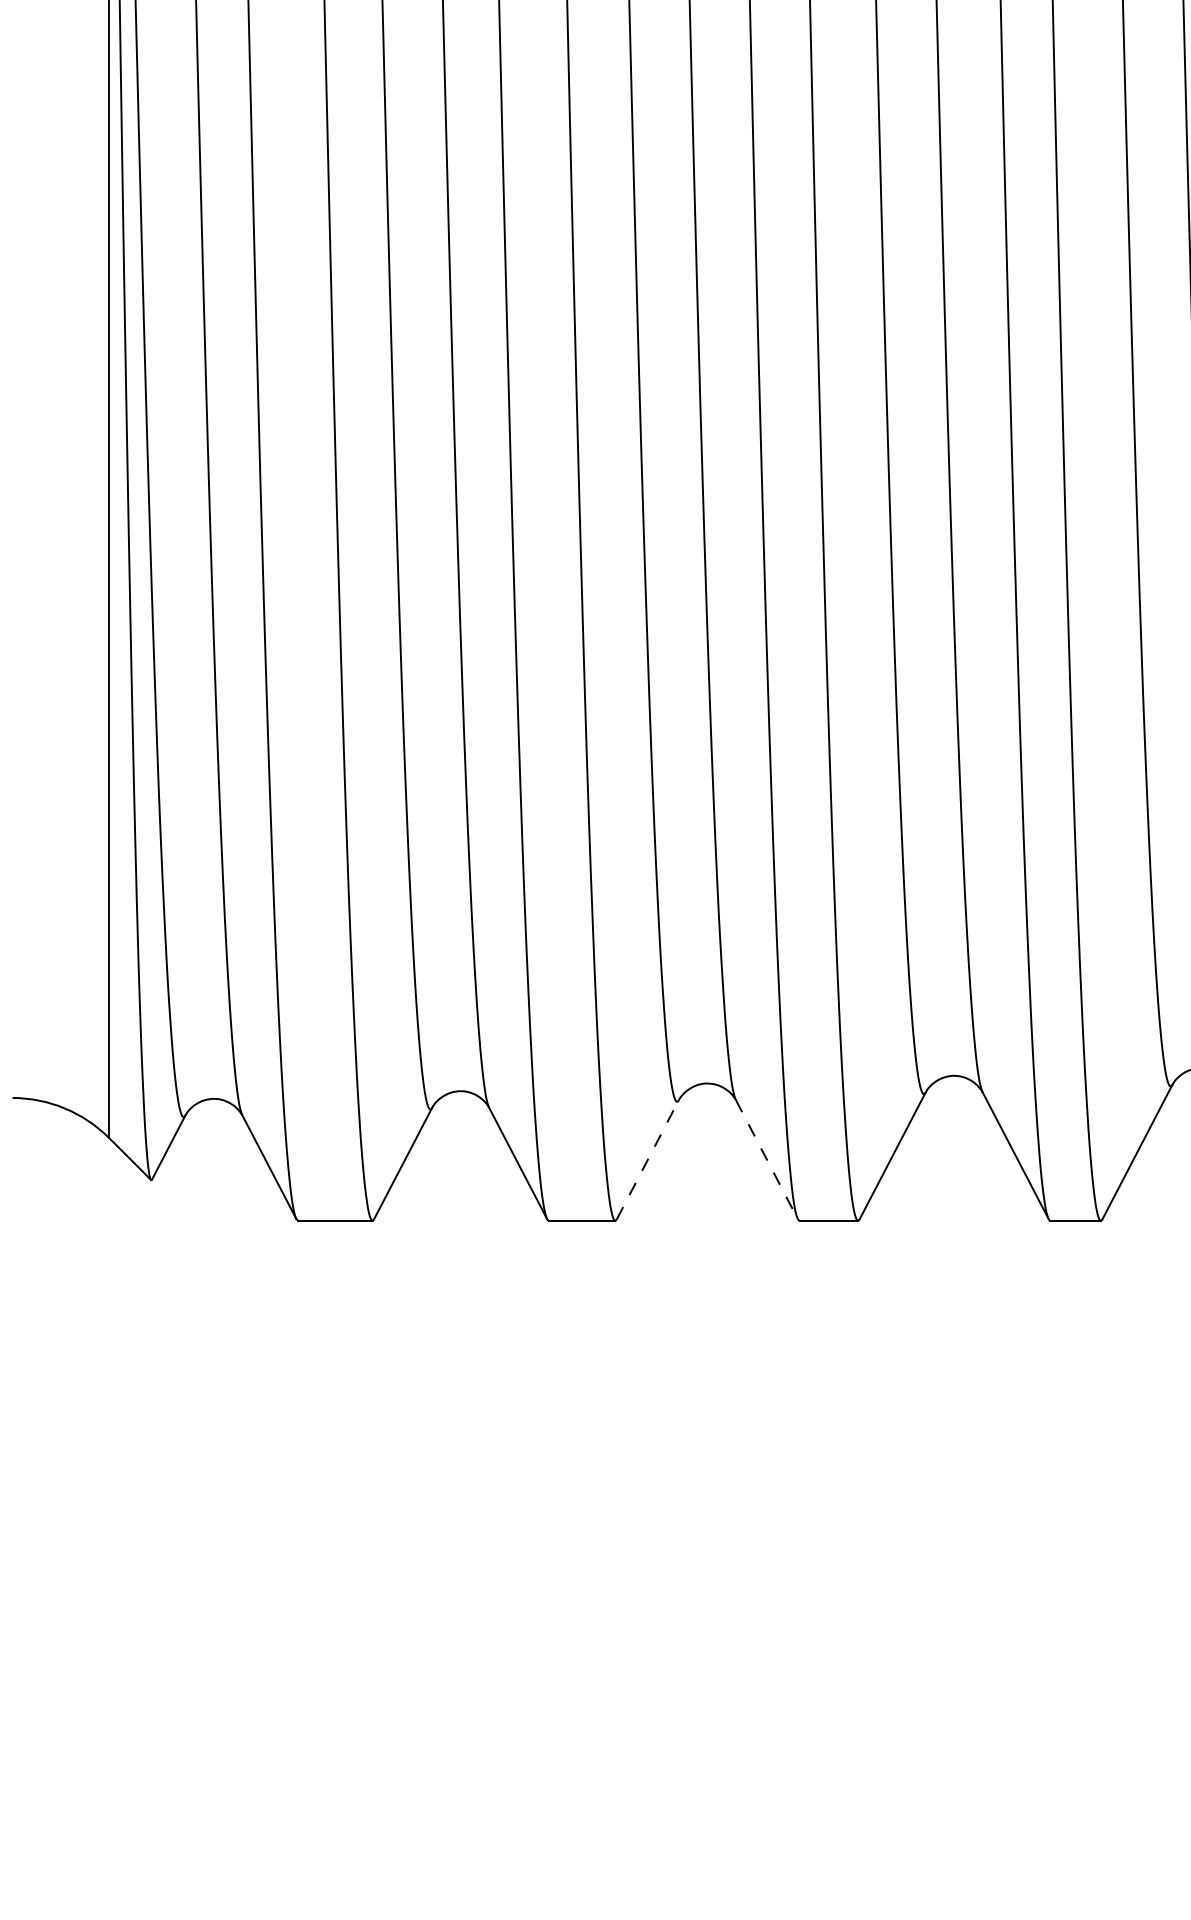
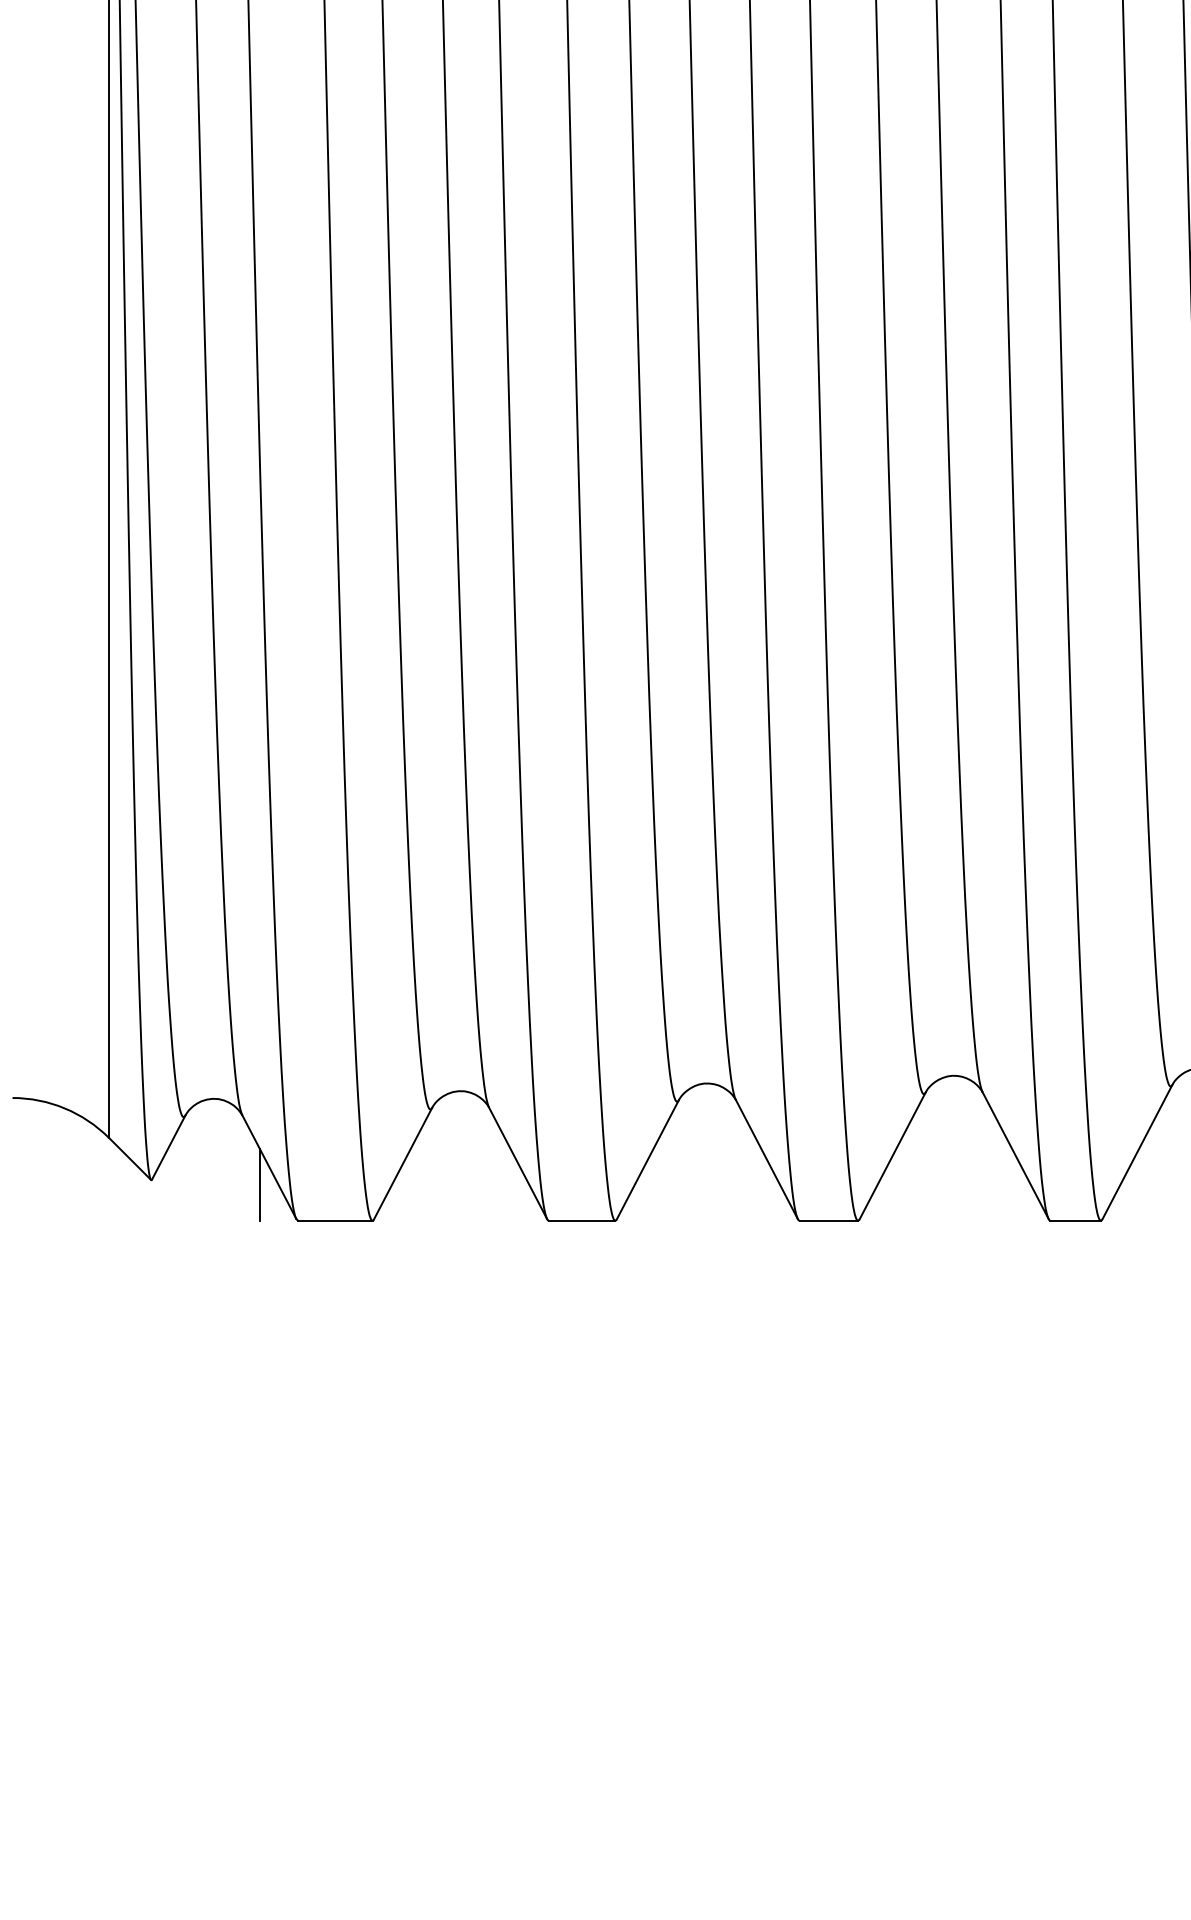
line: dashed -> solid (648, 1159)
line: dashed -> solid (767, 1160)
line: none -> present (260, 1184)
